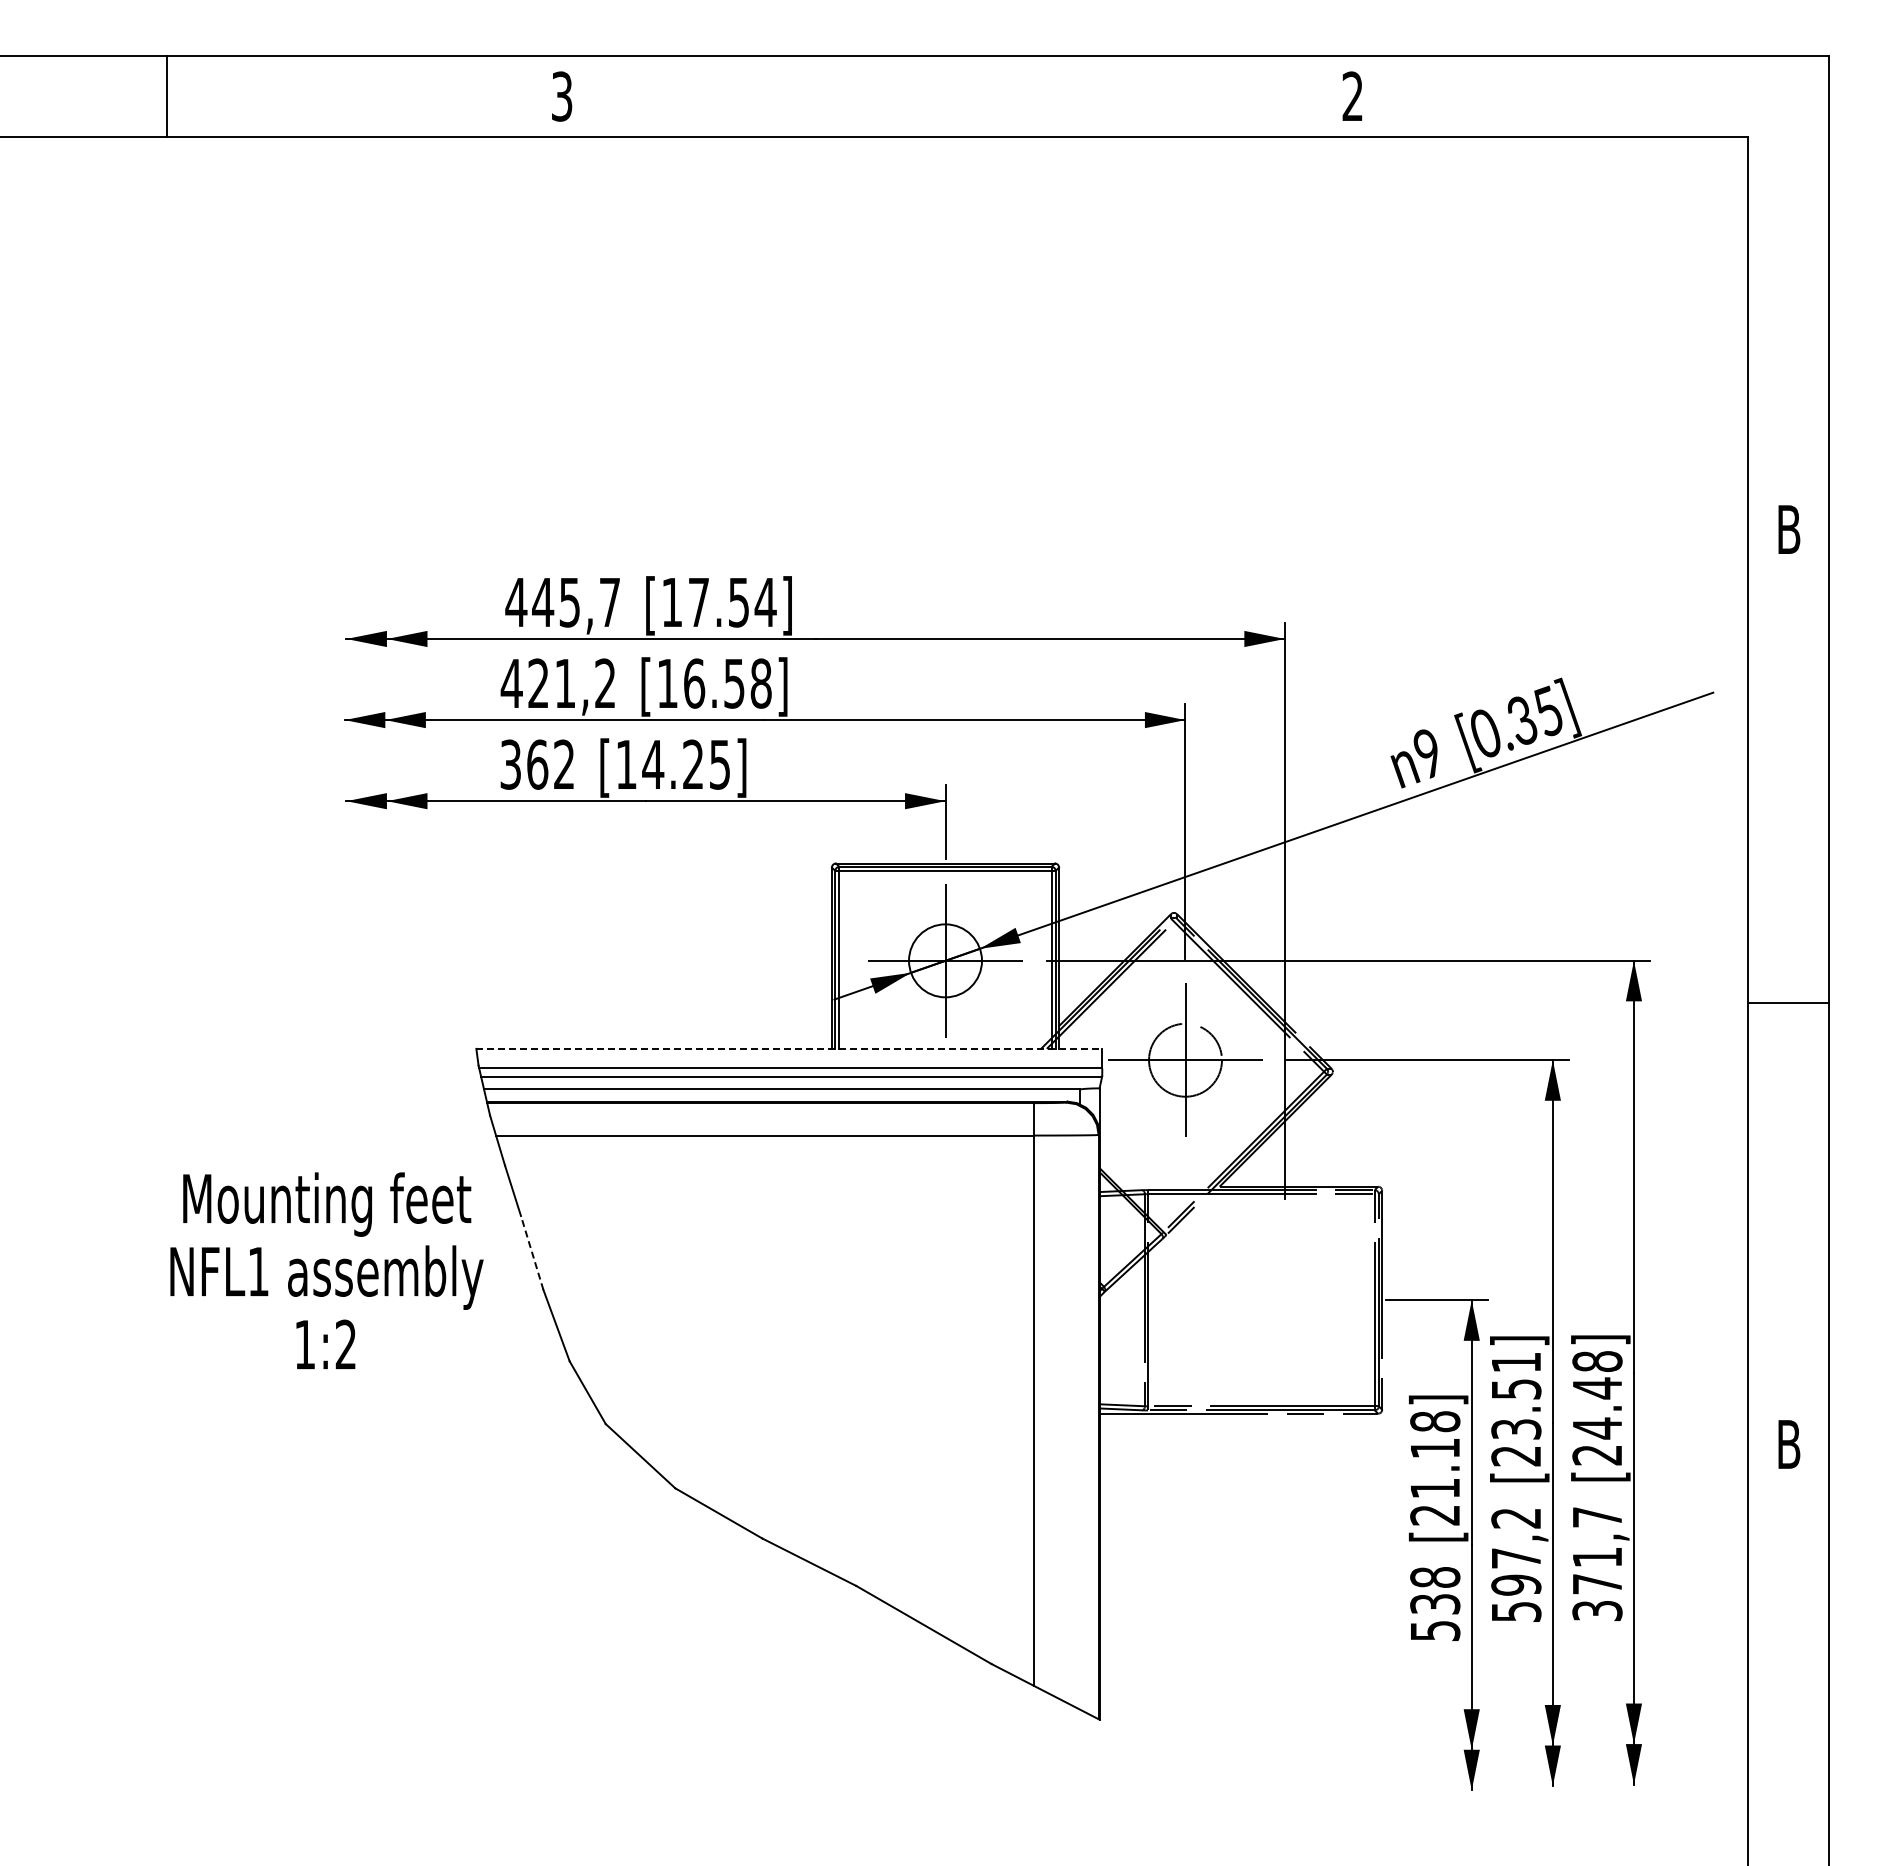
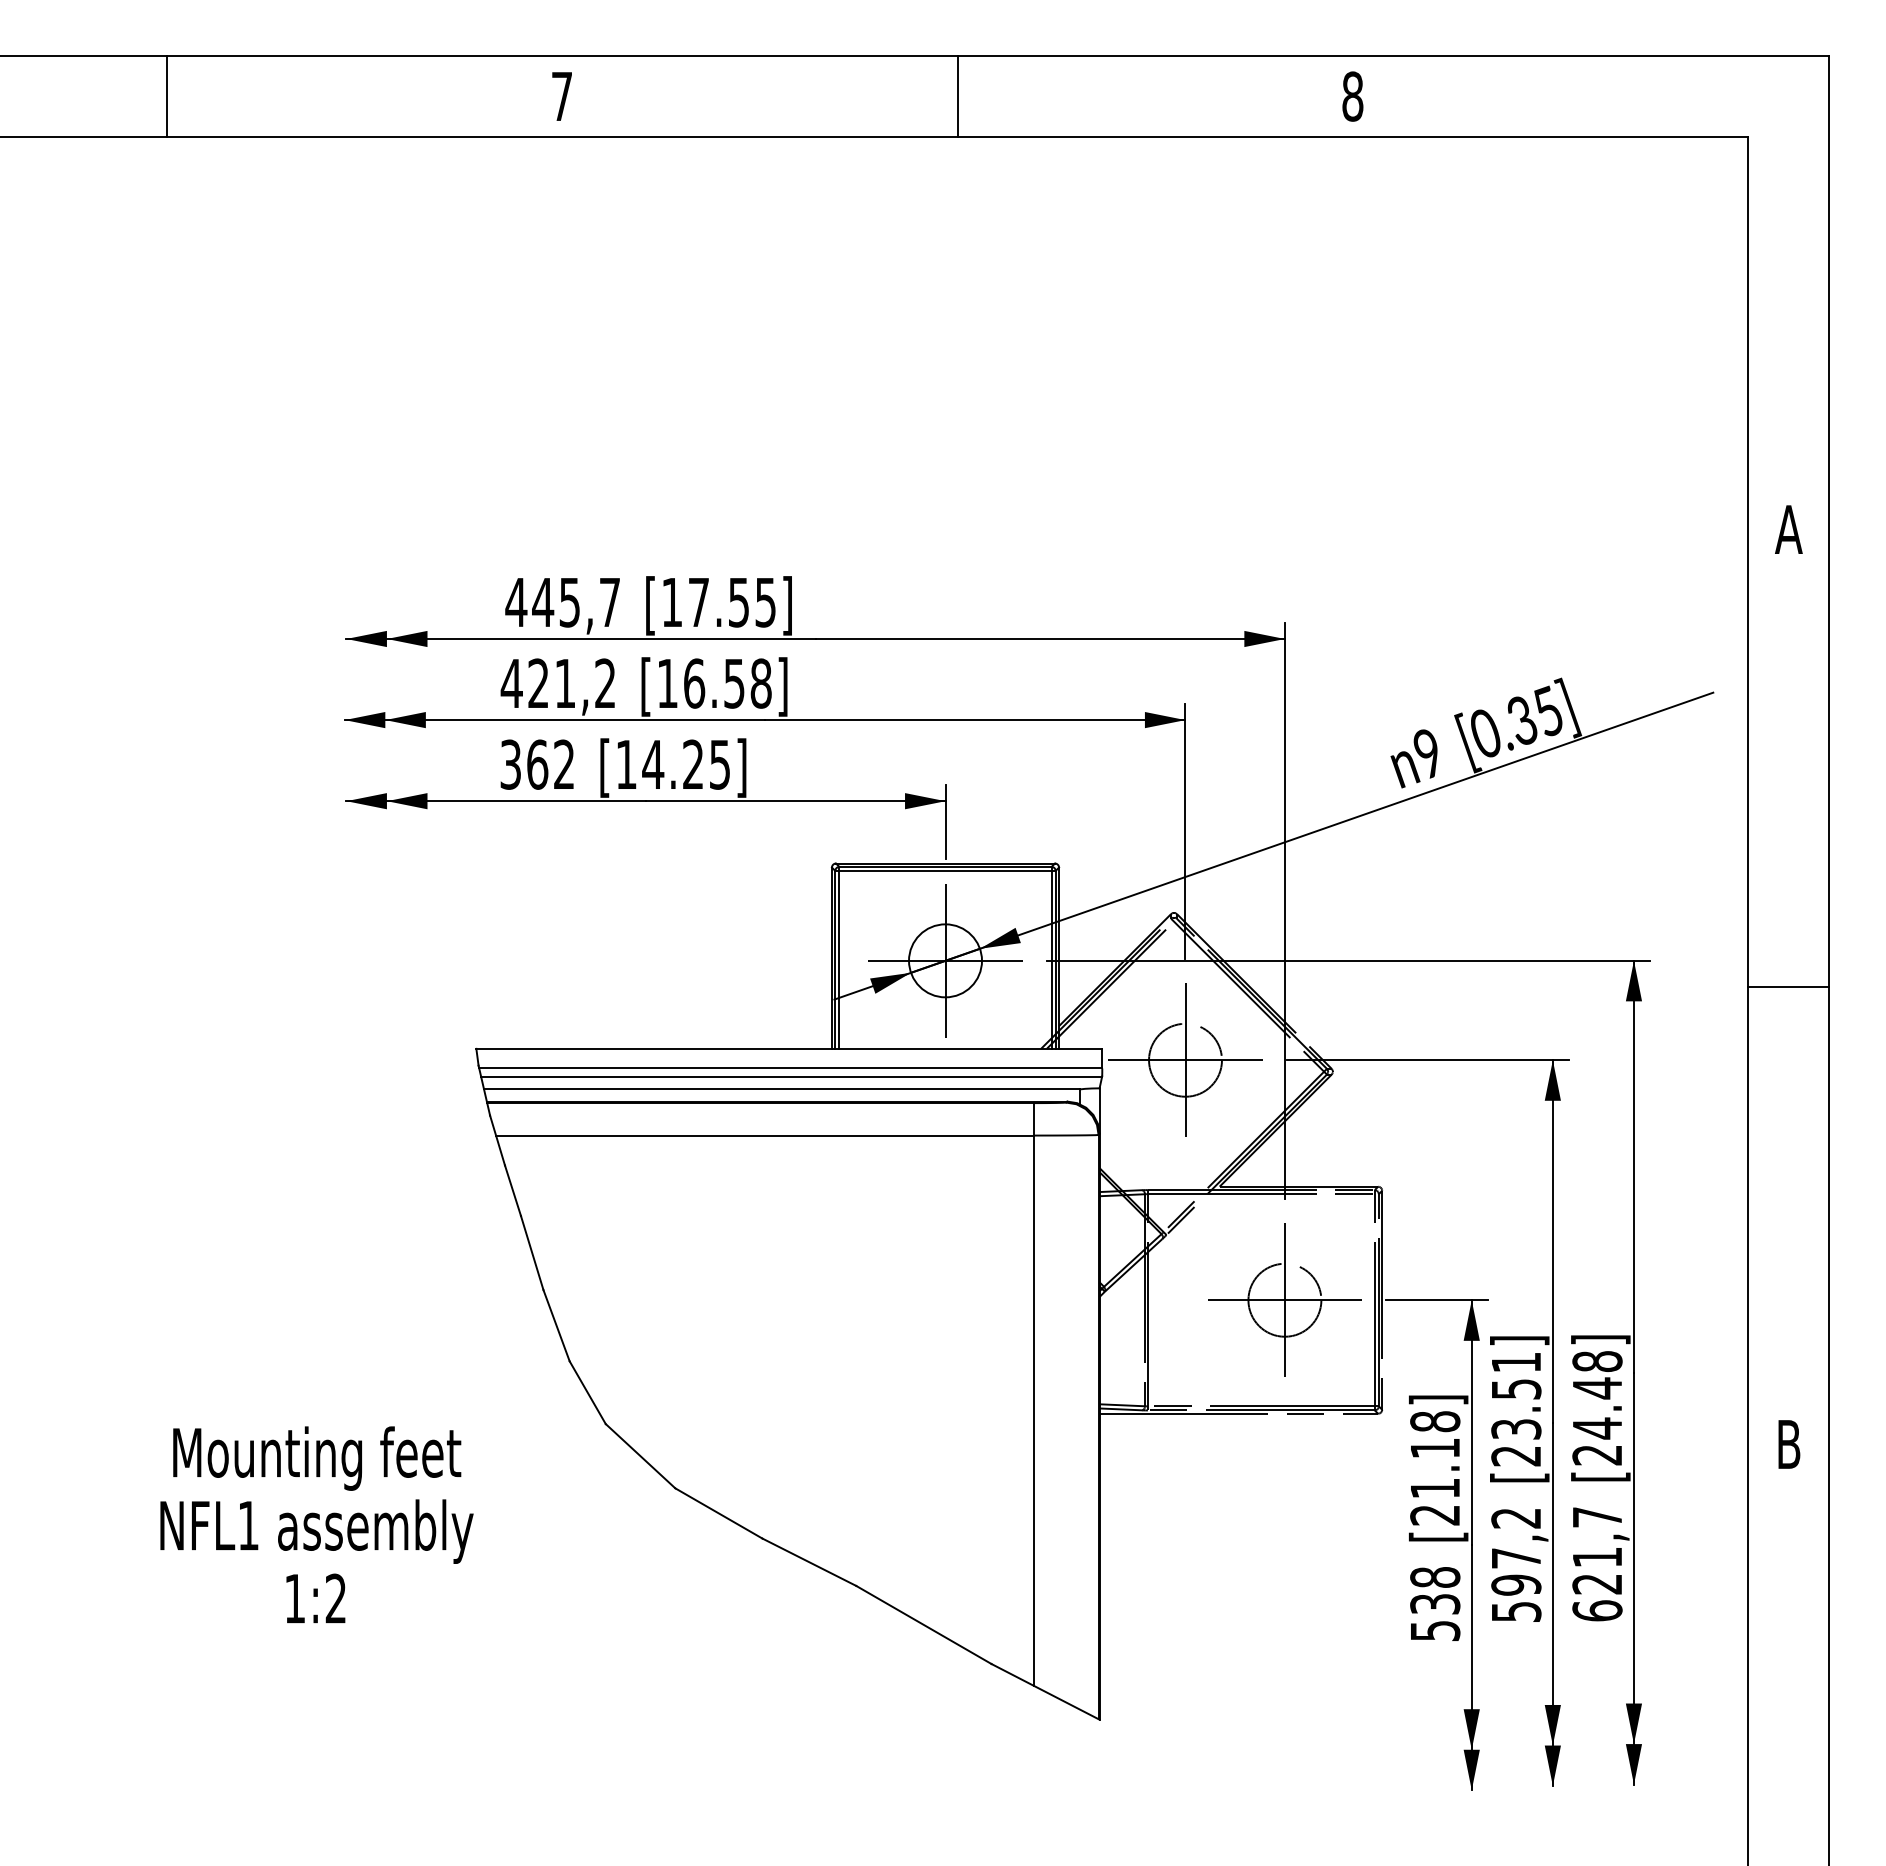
text: 3 -> 7 (562, 96)
line: none -> present (957, 96)
text: 2 -> 8 (1352, 96)
text: B -> A (1788, 529)
text: [17.54] -> [17.55] (765, 602)
line position: (1788, 1003) -> (1788, 987) (1788, 987)
line: dashed -> solid (789, 1048)
line: dashed -> solid (532, 1252)
text position: (326, 1270) -> (316, 1524) (316, 1524)
part: none -> present (1284, 1299)
text: 371,7 -> 621,7 (1597, 1597)
